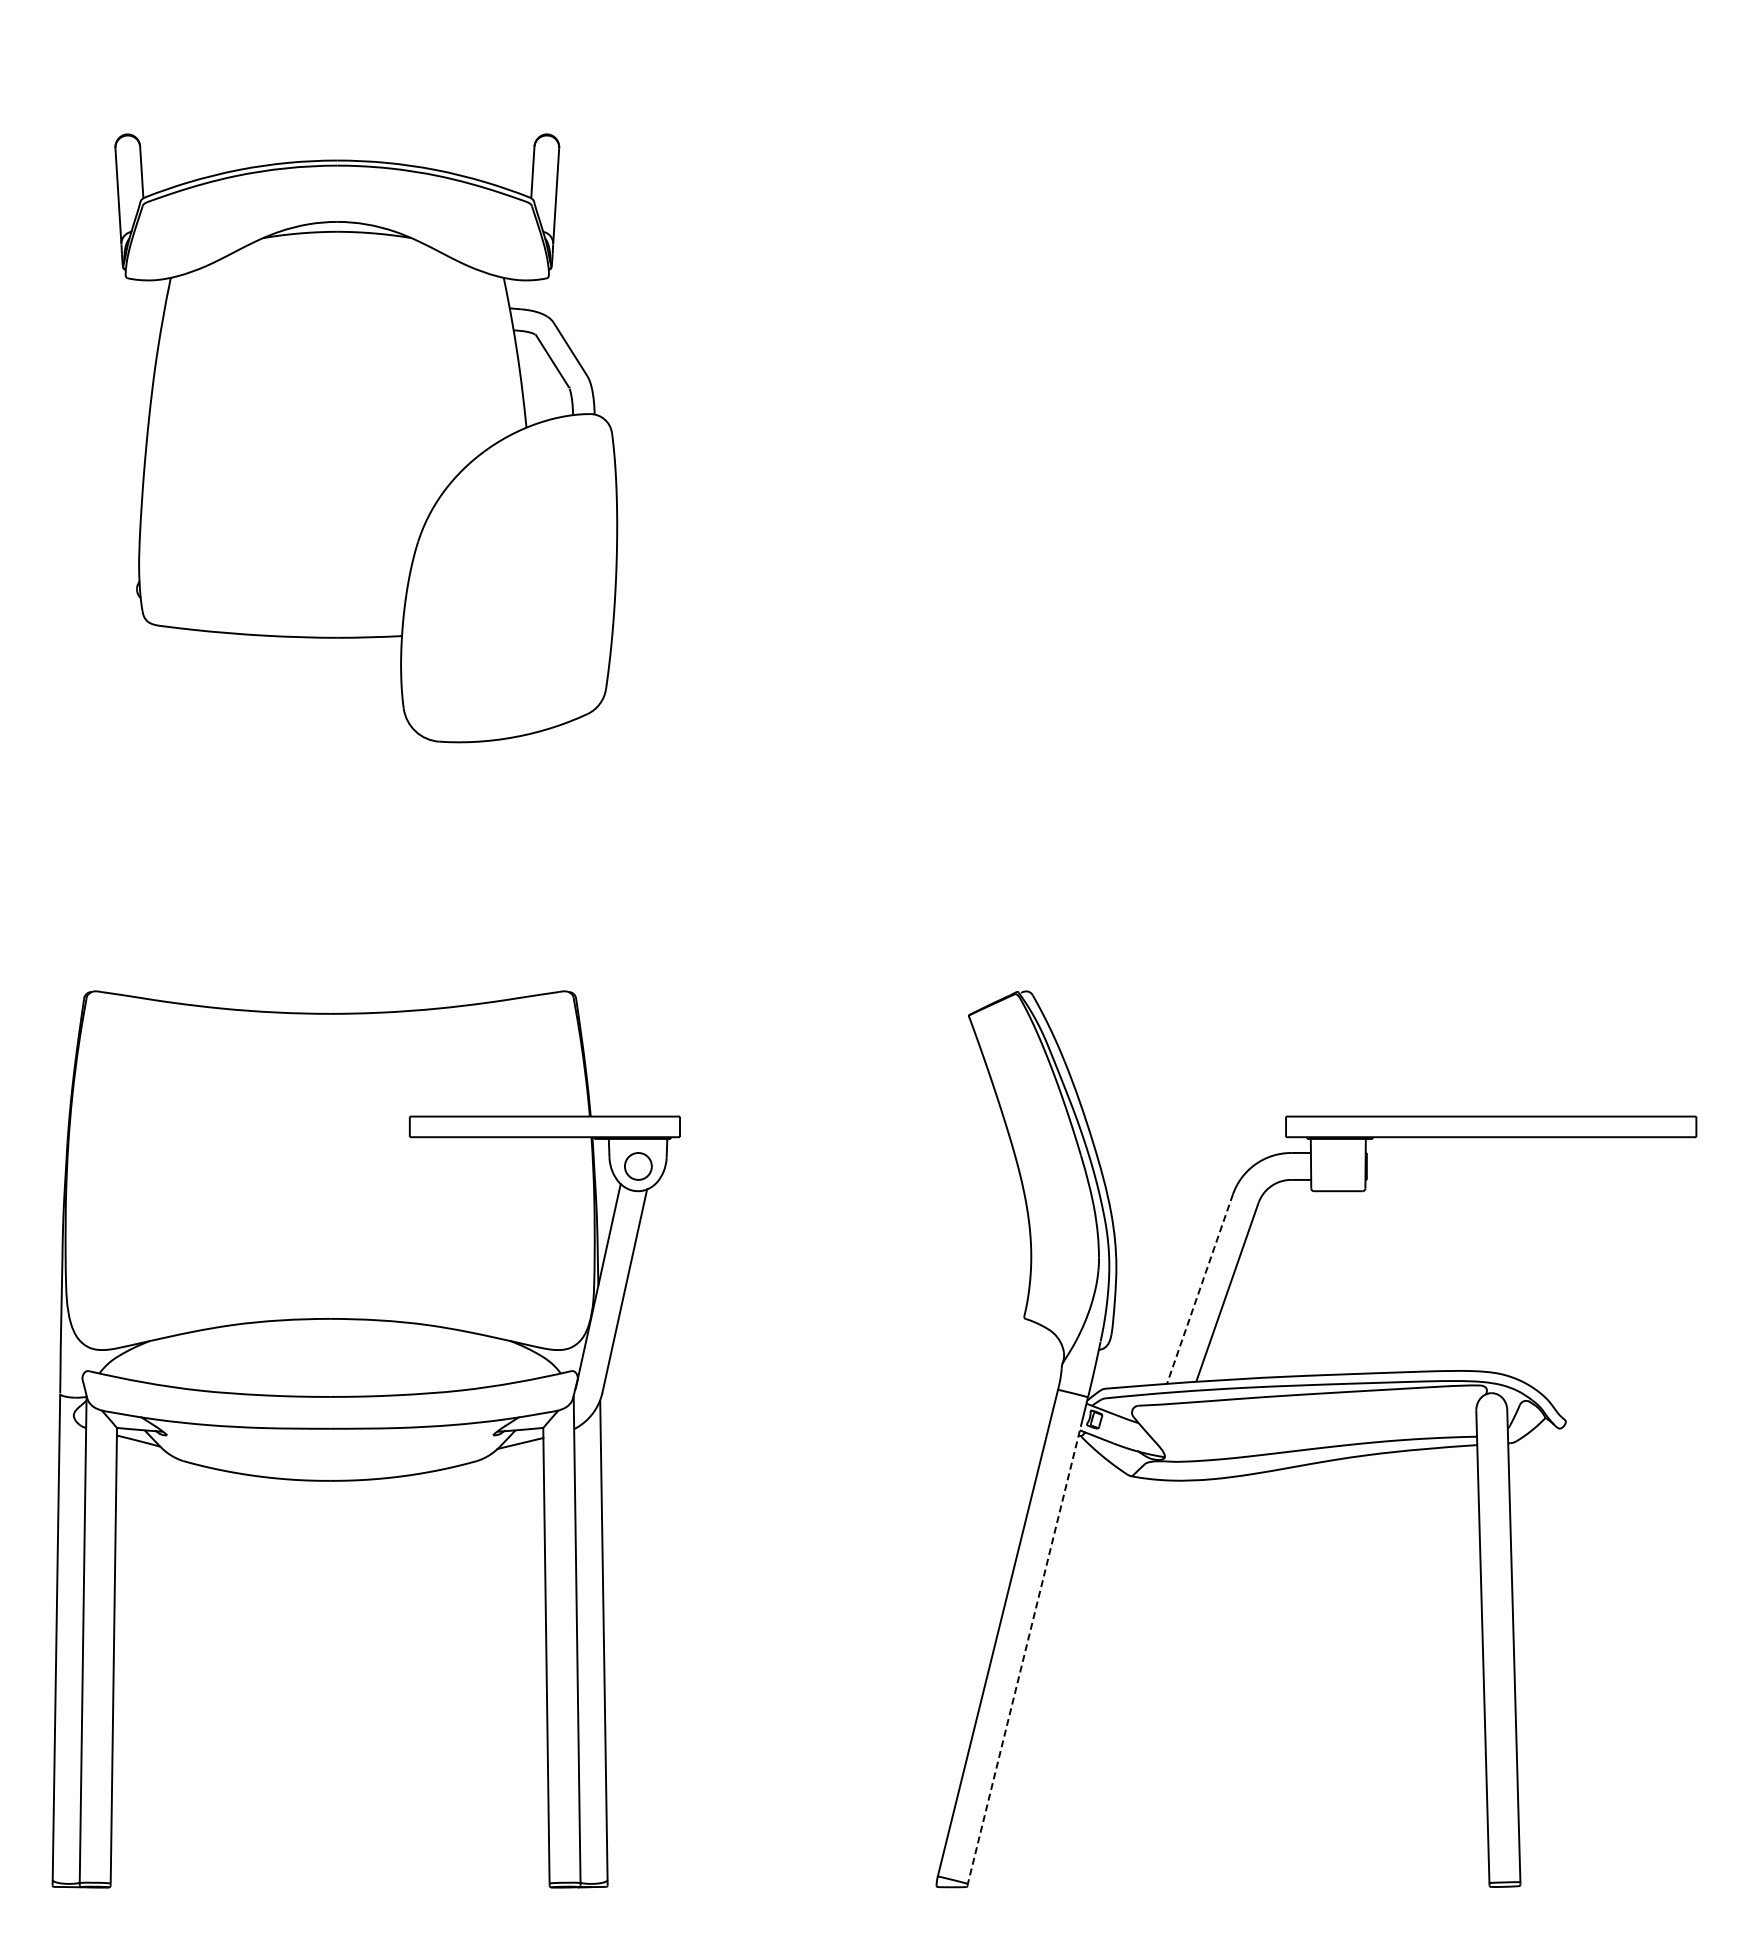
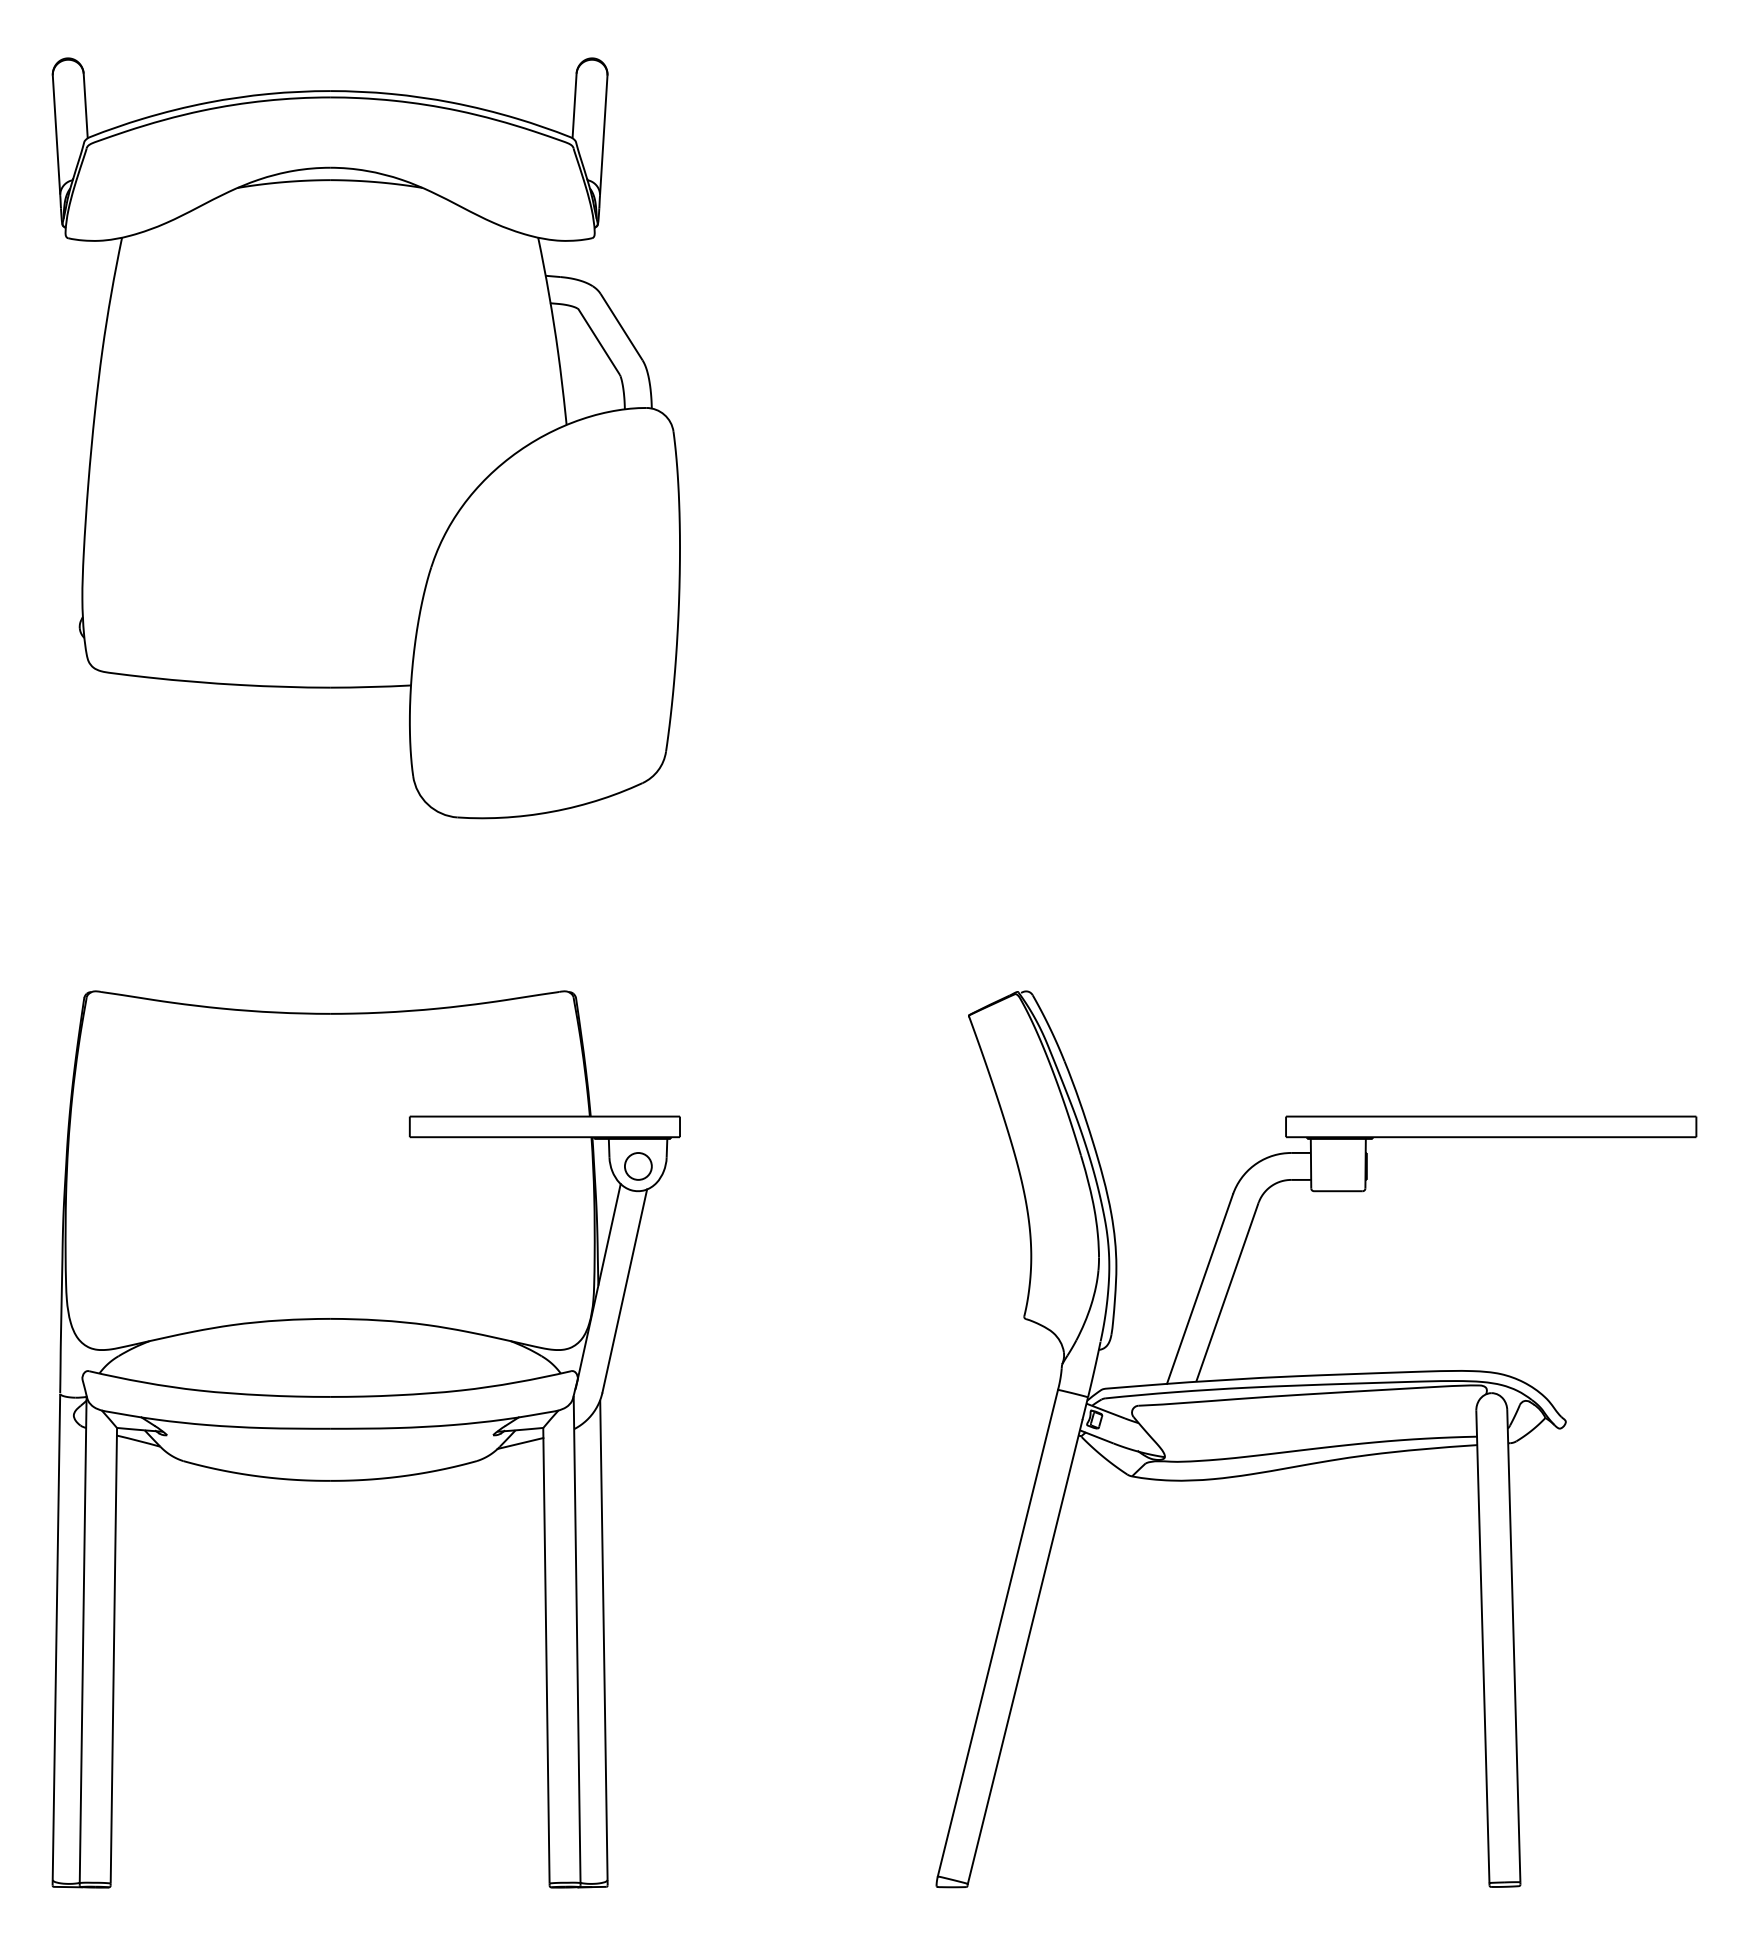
part size: 505x611 px -> 630x763 px (365, 438)
line: dashed -> solid (1199, 1289)
line: dashed -> solid (1025, 1651)
